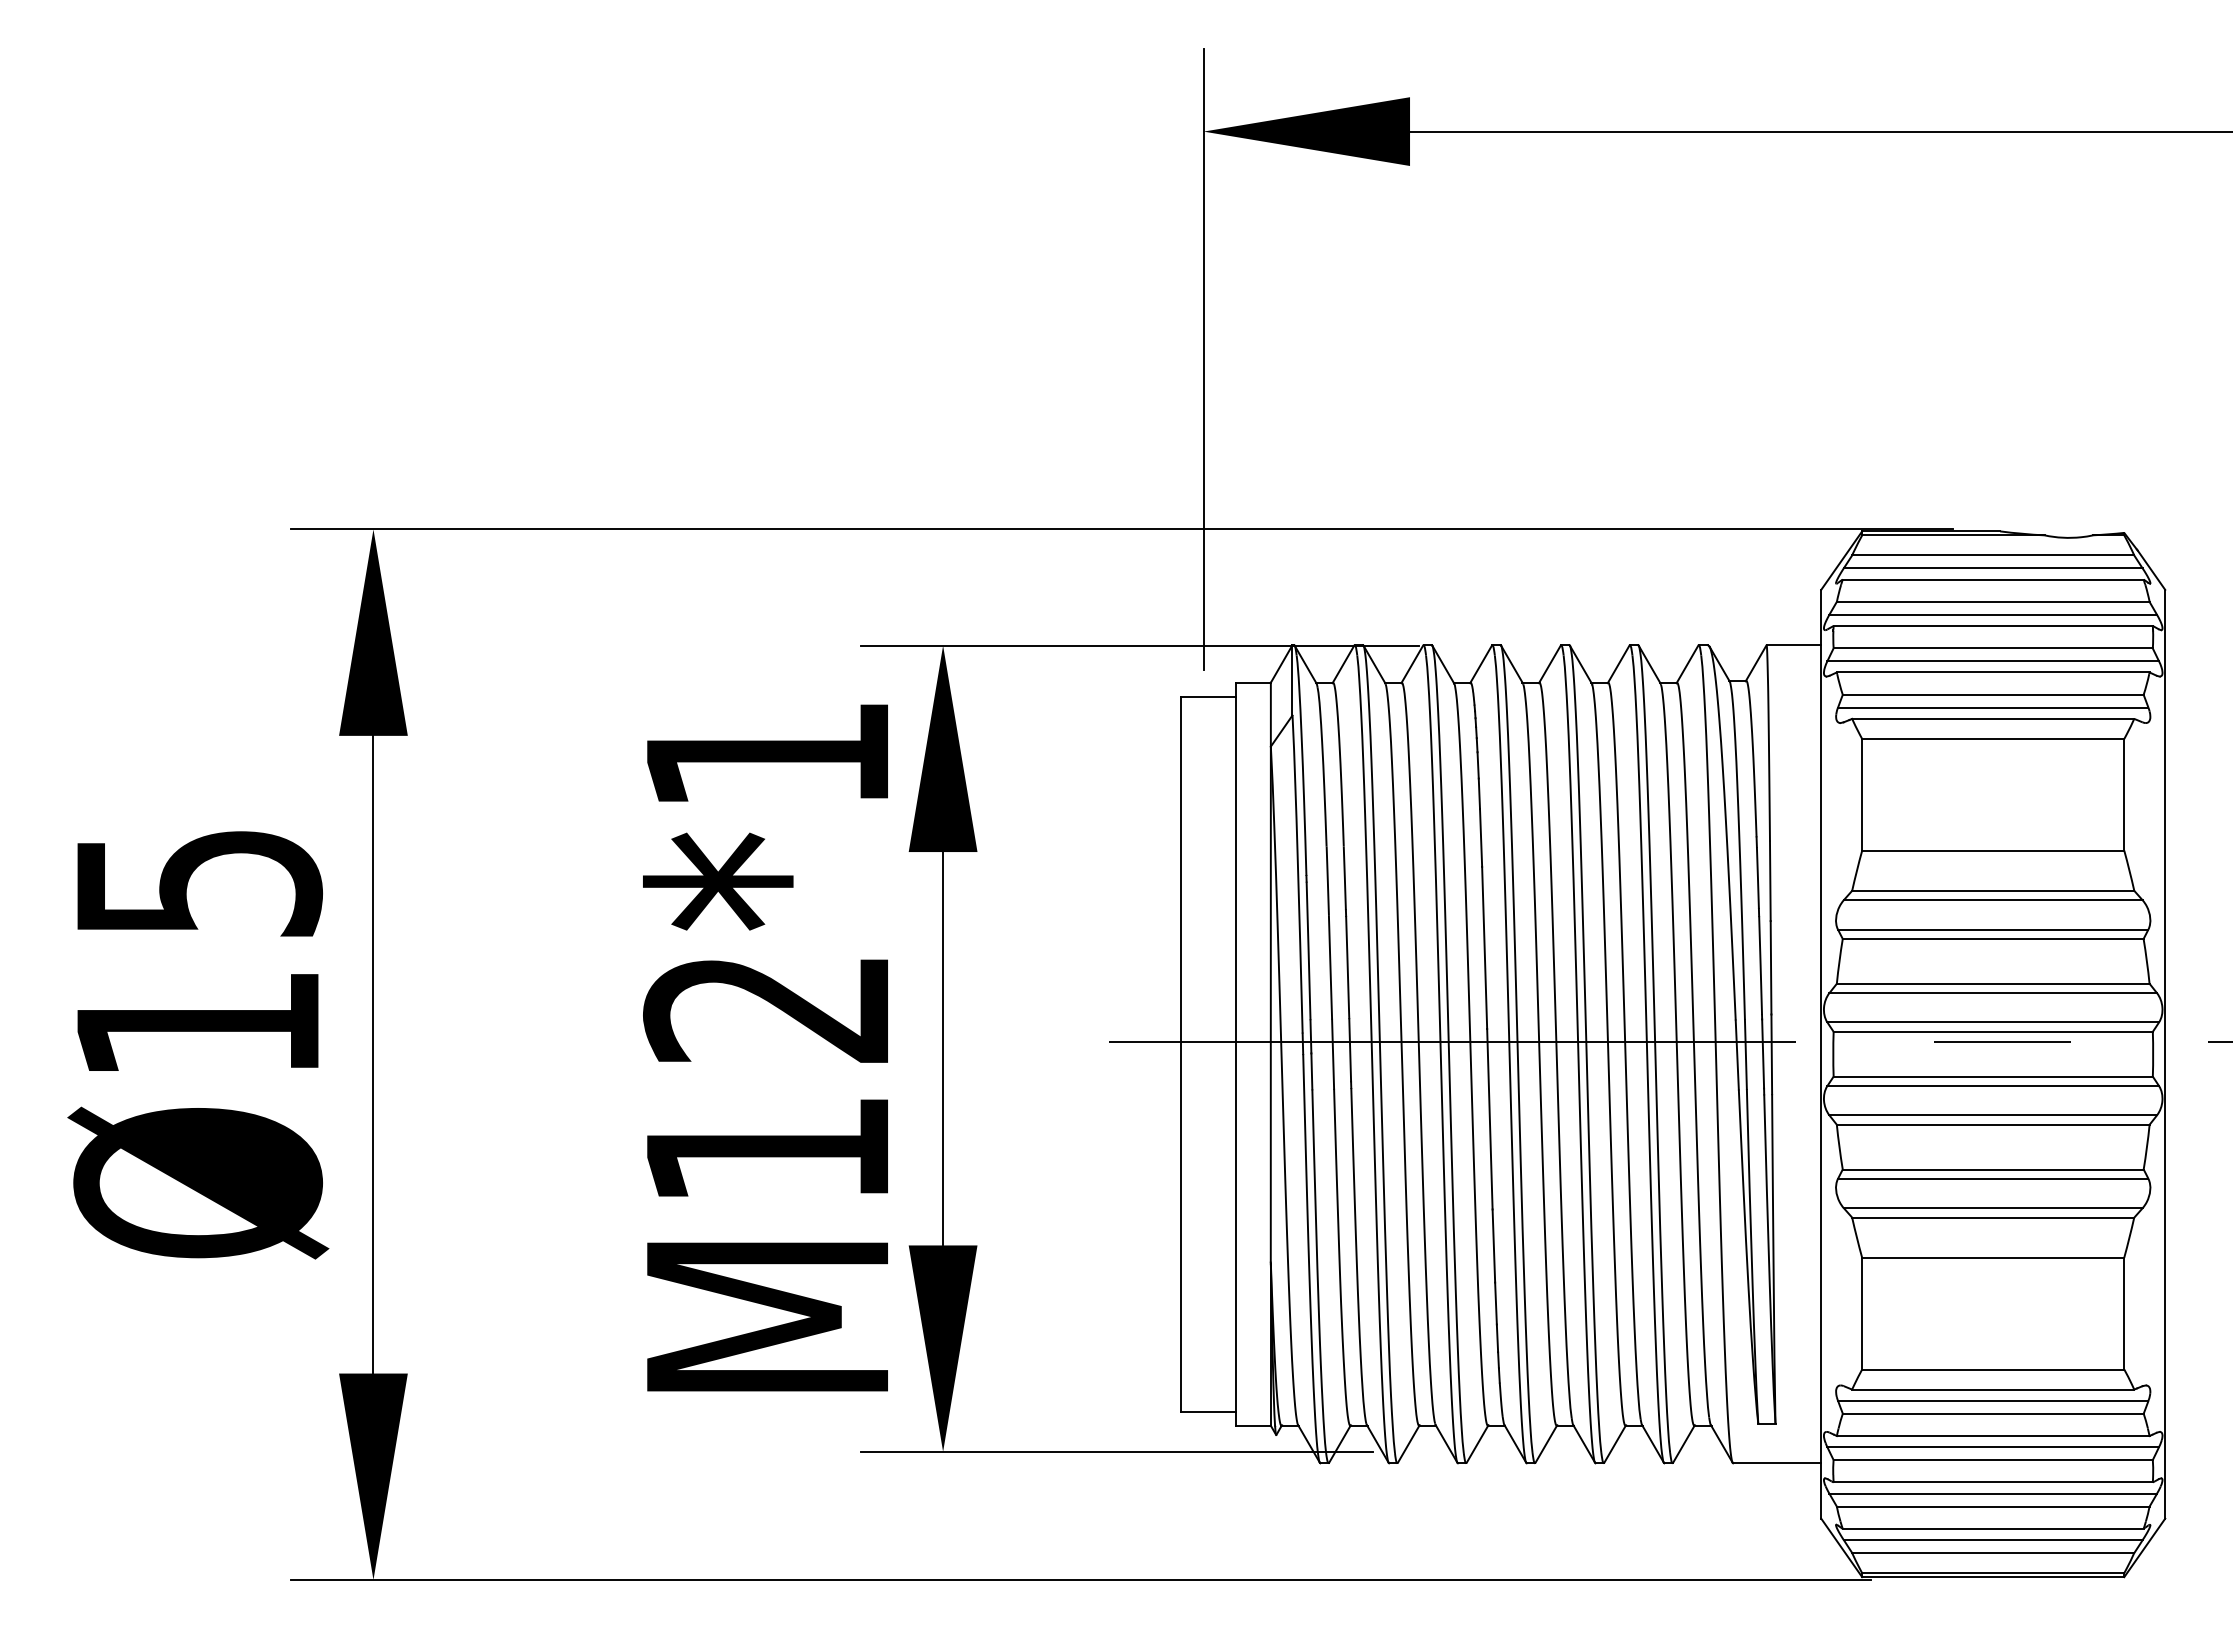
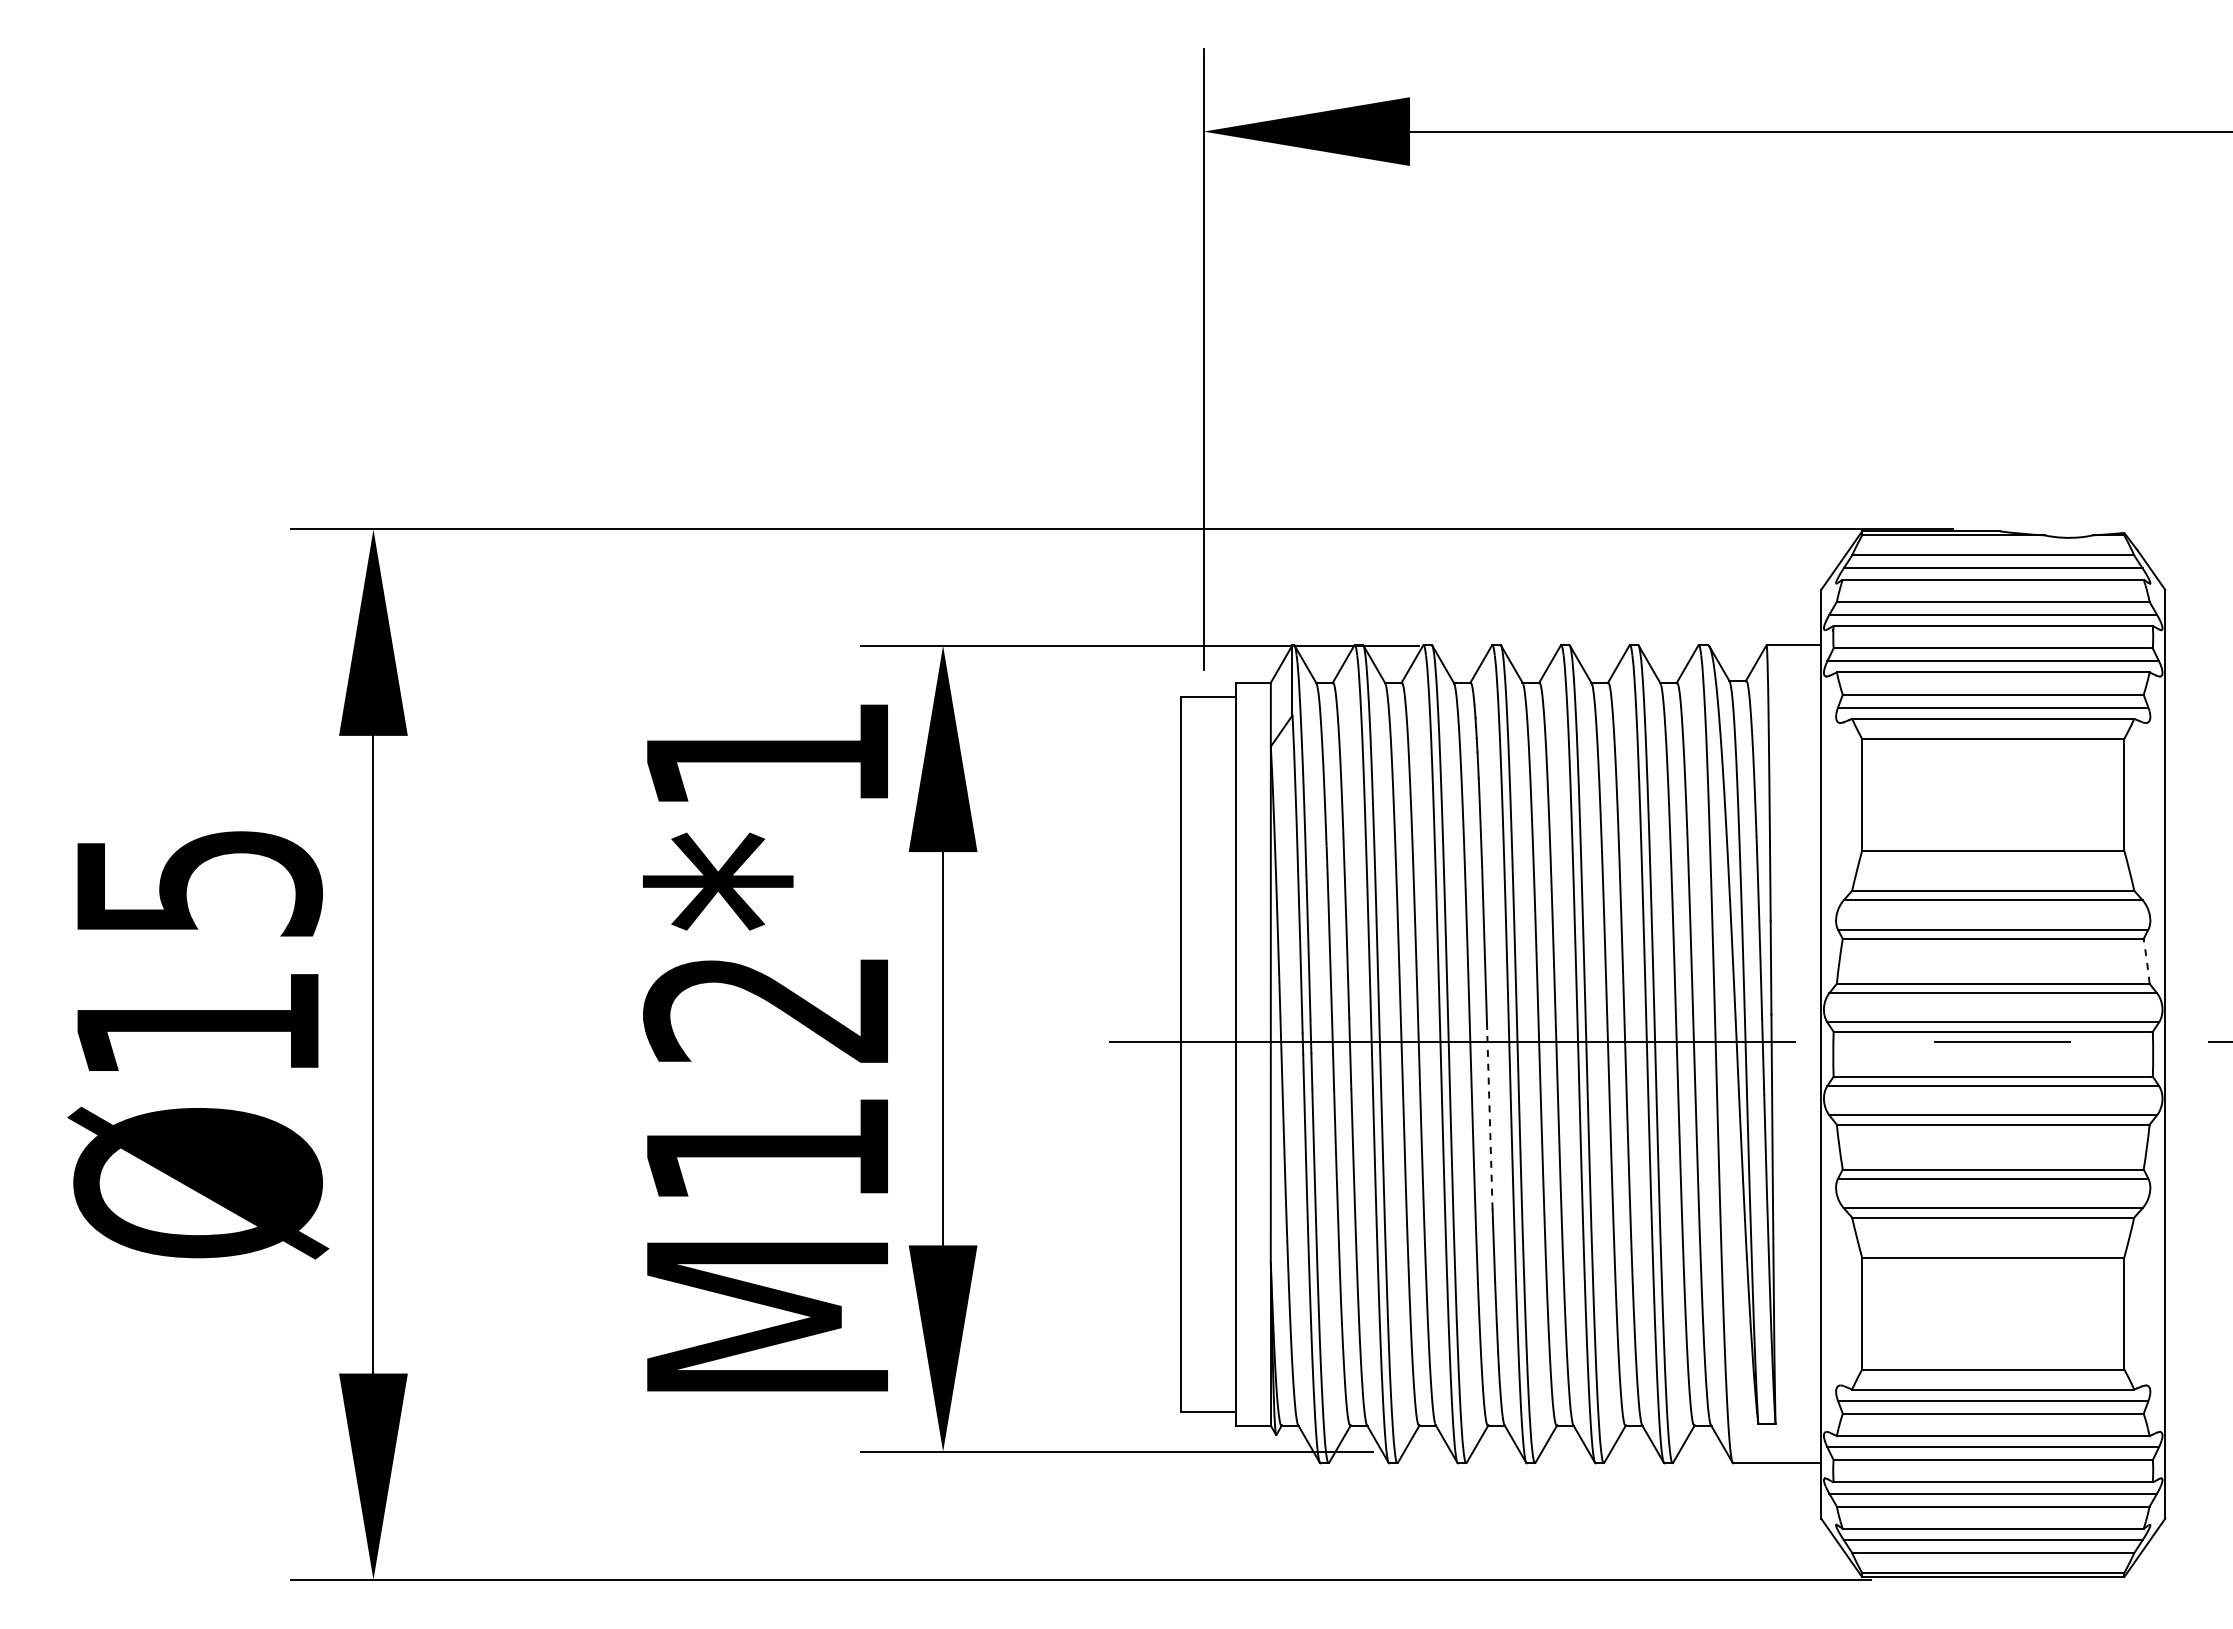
arc: solid -> dashed (2146, 961)
line: solid -> dashed (1489, 1118)
